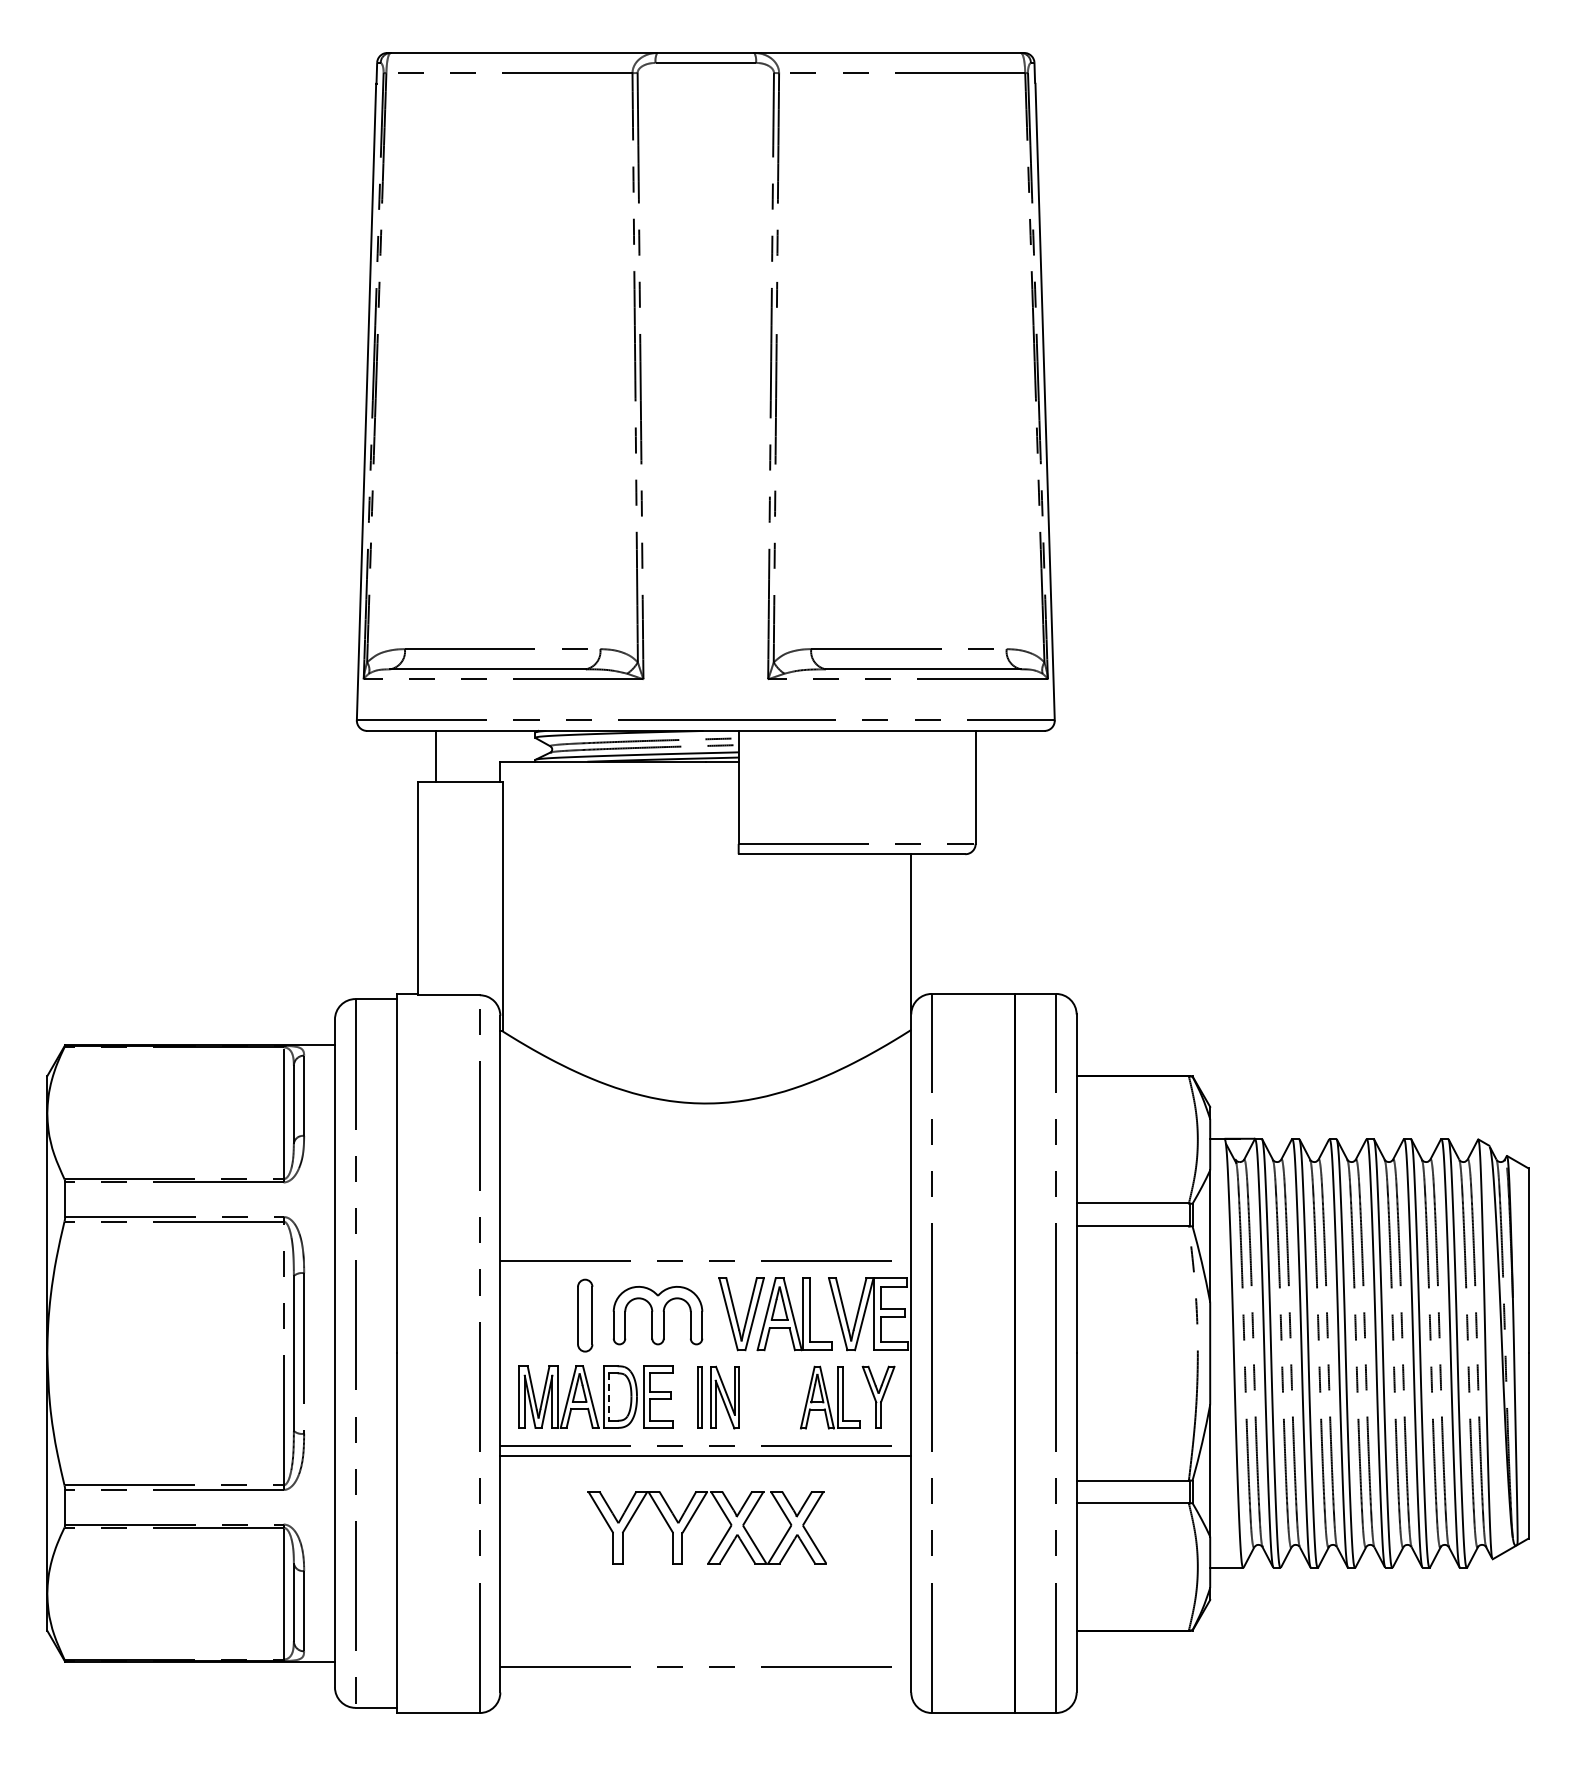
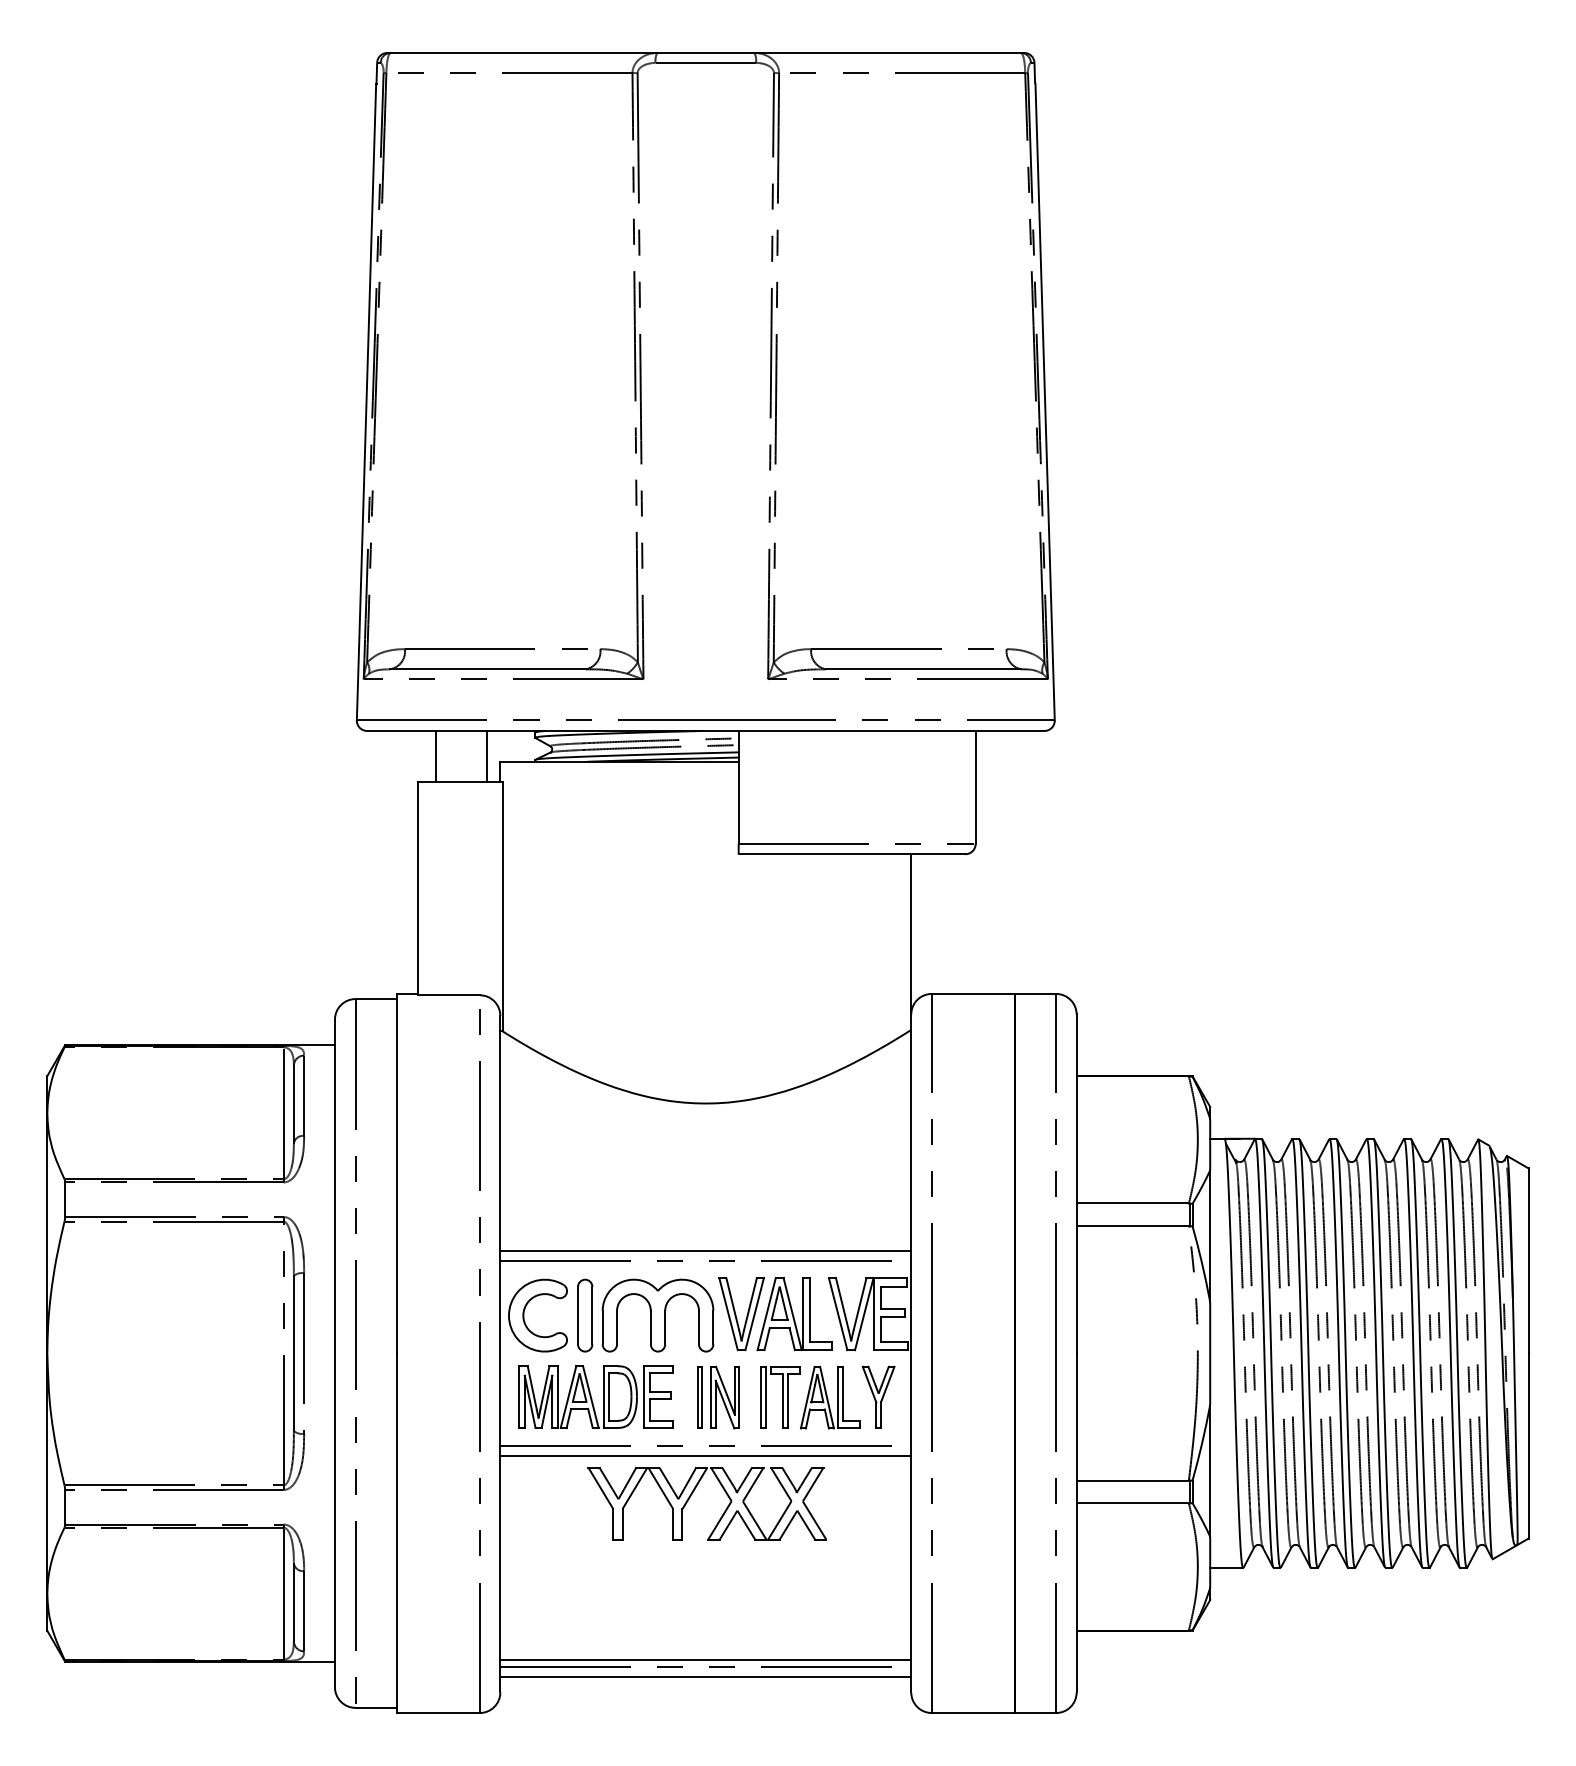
line: none -> present (487, 756)
line: none -> present (705, 1250)
part: none -> present (524, 1315)
part size: 92x60 px -> 114x75 px (657, 1315)
line: dashed -> solid (609, 1397)
part: none -> present (780, 1397)
part position: (691, 1520) -> (691, 1496) (691, 1496)
line: none -> present (705, 1660)
line: none -> present (705, 1677)
